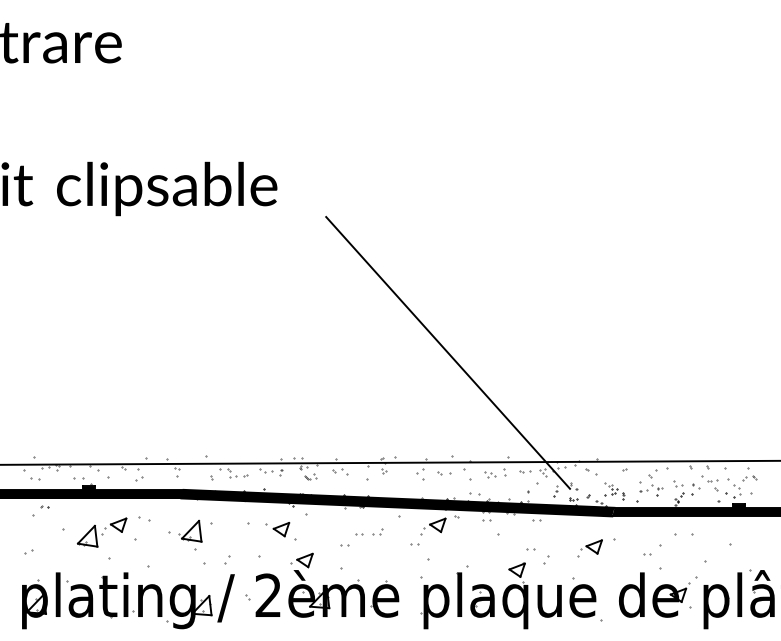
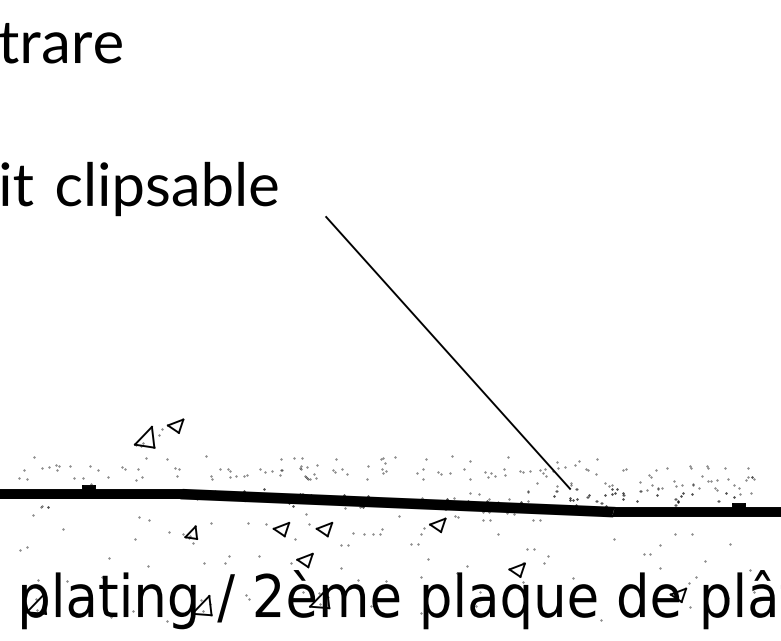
line: present -> none (389, 462)
part position: (35, 478) -> (23, 478) (23, 478)
part size: 16x7 px -> 11x6 px (750, 478)
part: none -> present (320, 529)
part position: (101, 532) -> (158, 433) (158, 433)
part size: 25x32 px -> 17x20 px (190, 534)
part size: 9x3 px -> 14x4 px (358, 533)
part: present -> none (589, 548)
part position: (28, 551) -> (23, 548) (23, 548)
